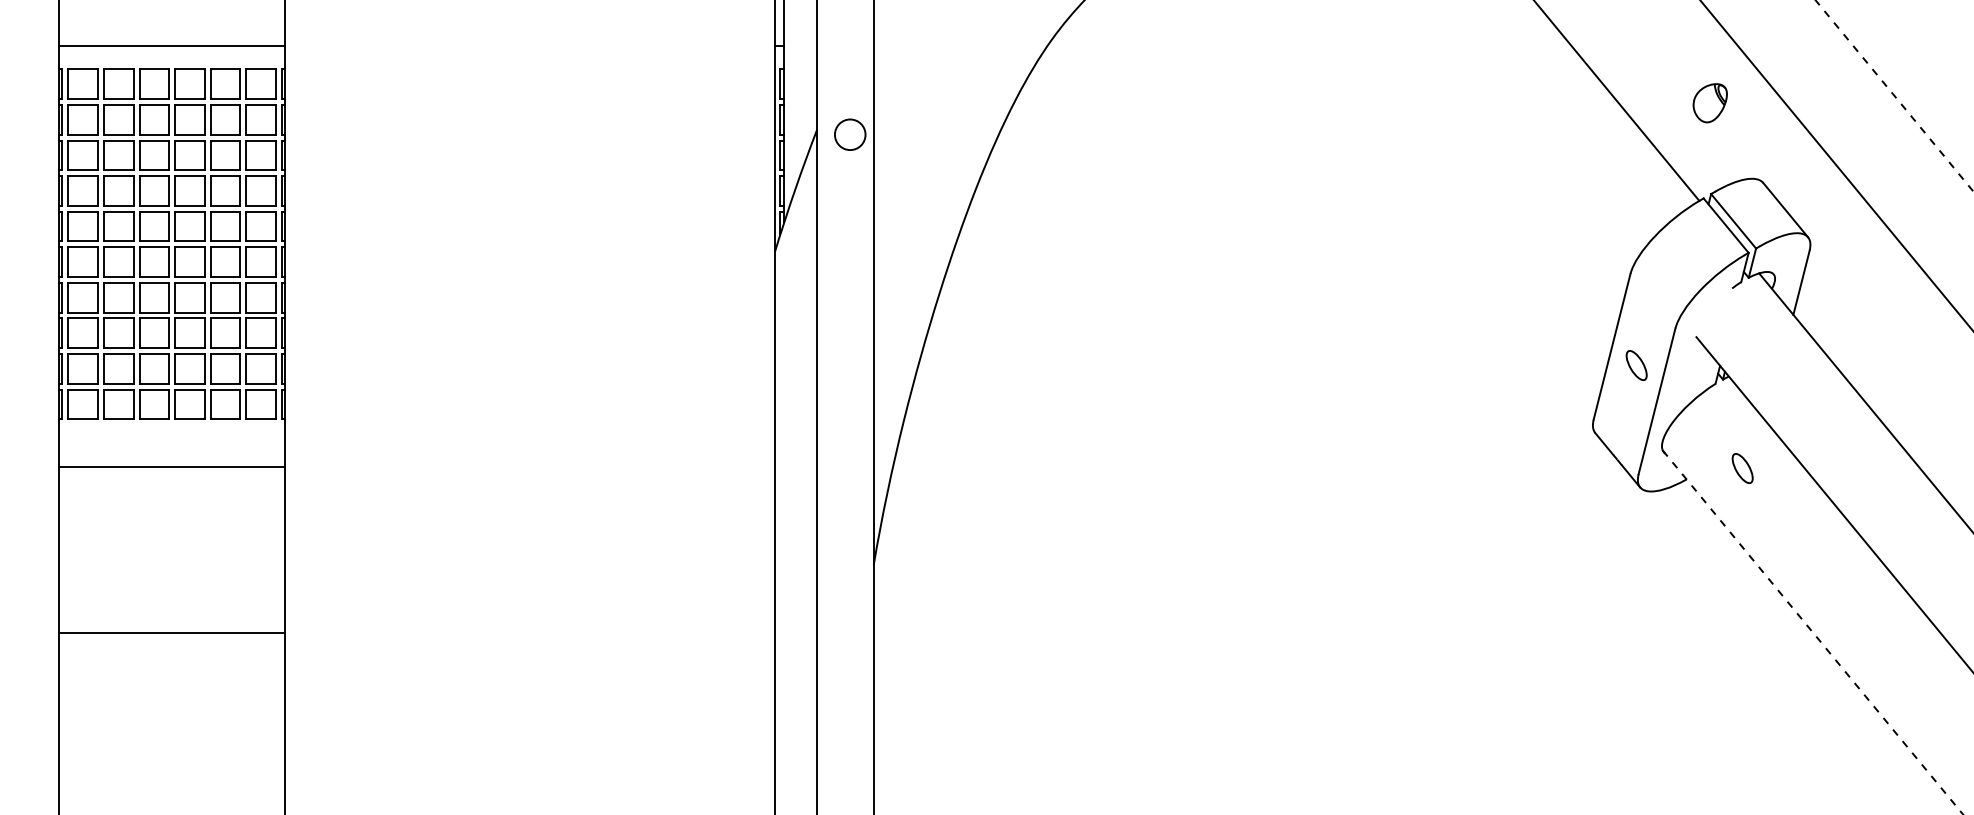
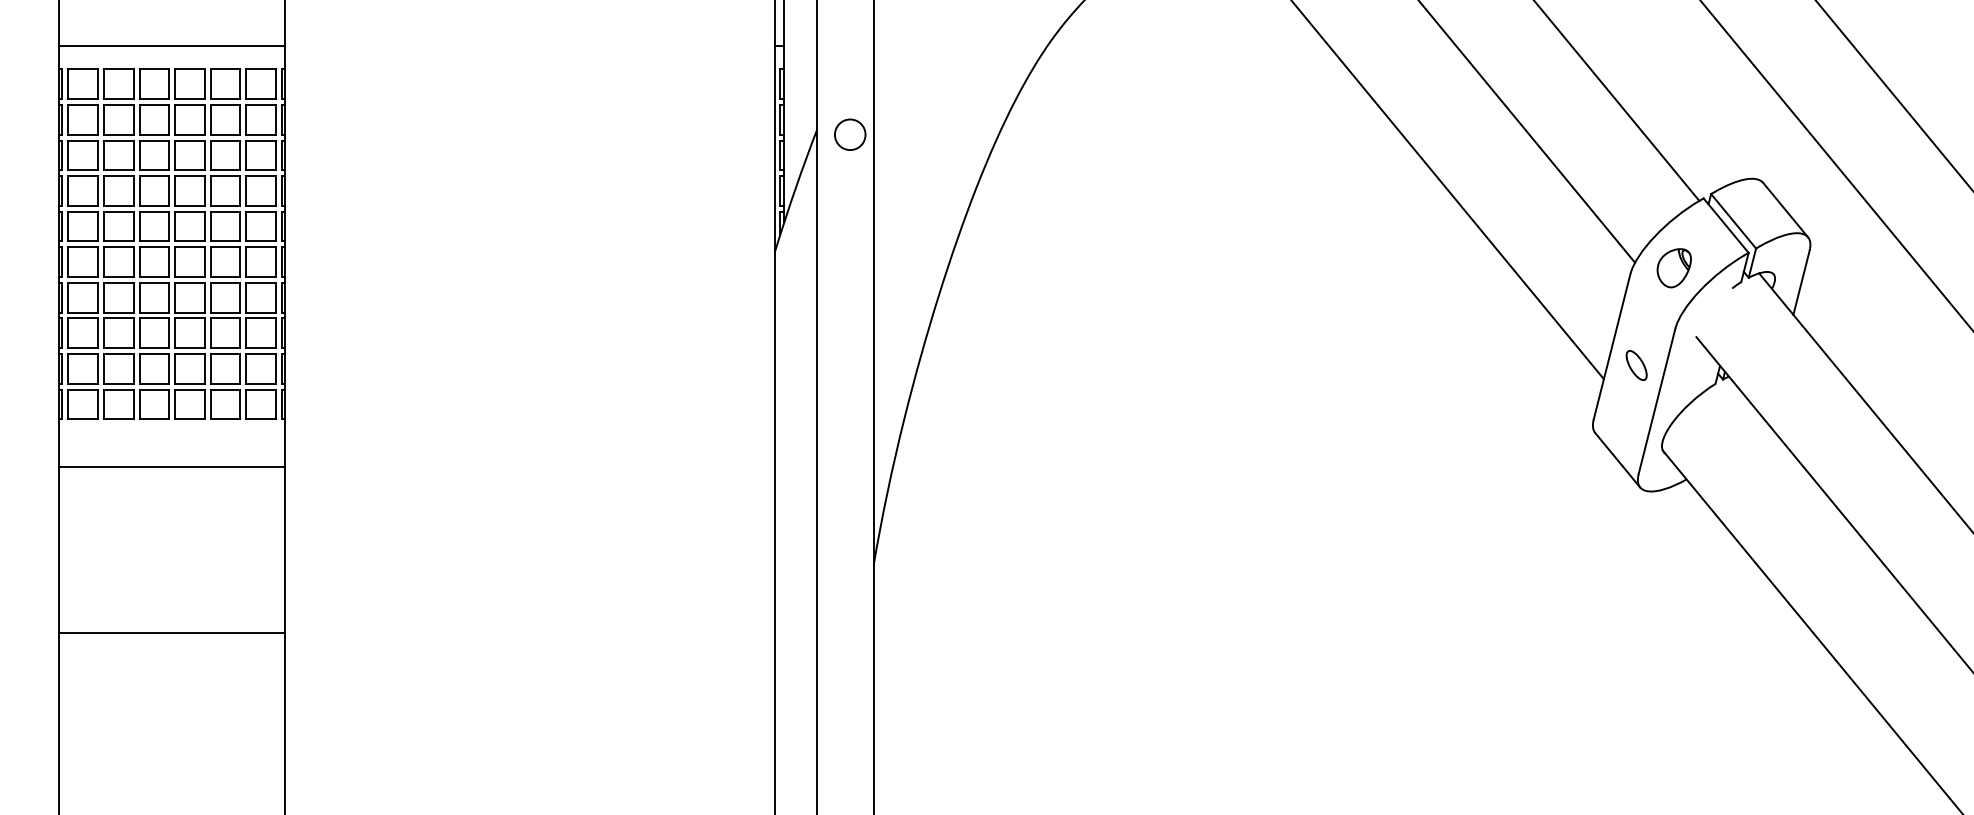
line: dashed -> solid (1894, 96)
part position: (1709, 103) -> (1673, 268) (1673, 268)
line: none -> present (1527, 132)
line: none -> present (1448, 190)
part: present -> none (1742, 468)
line: dashed -> solid (1813, 632)
